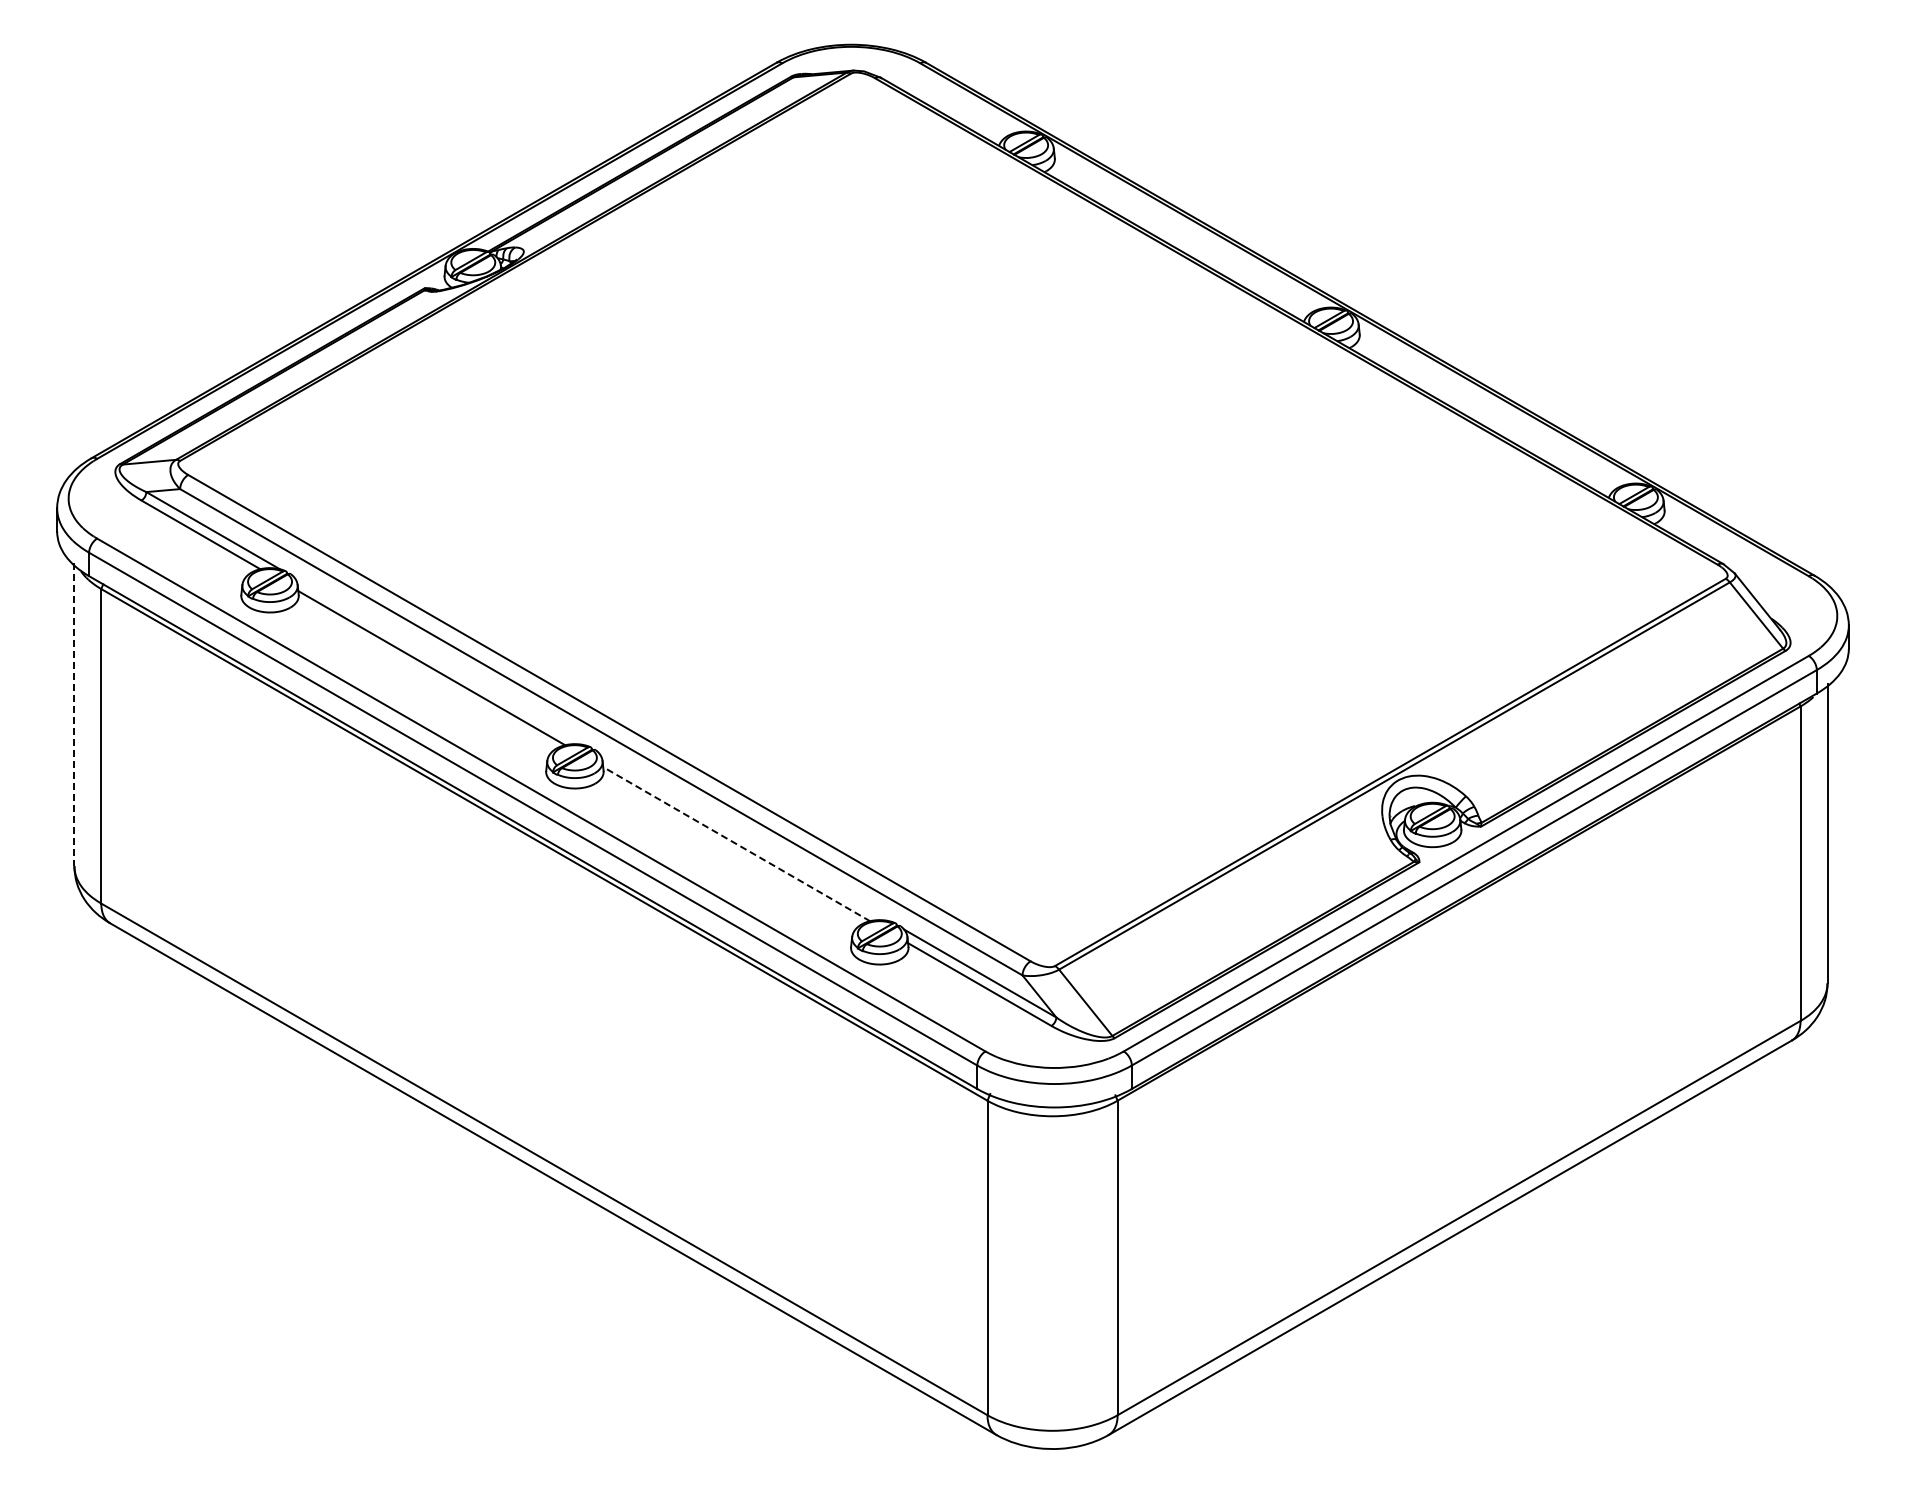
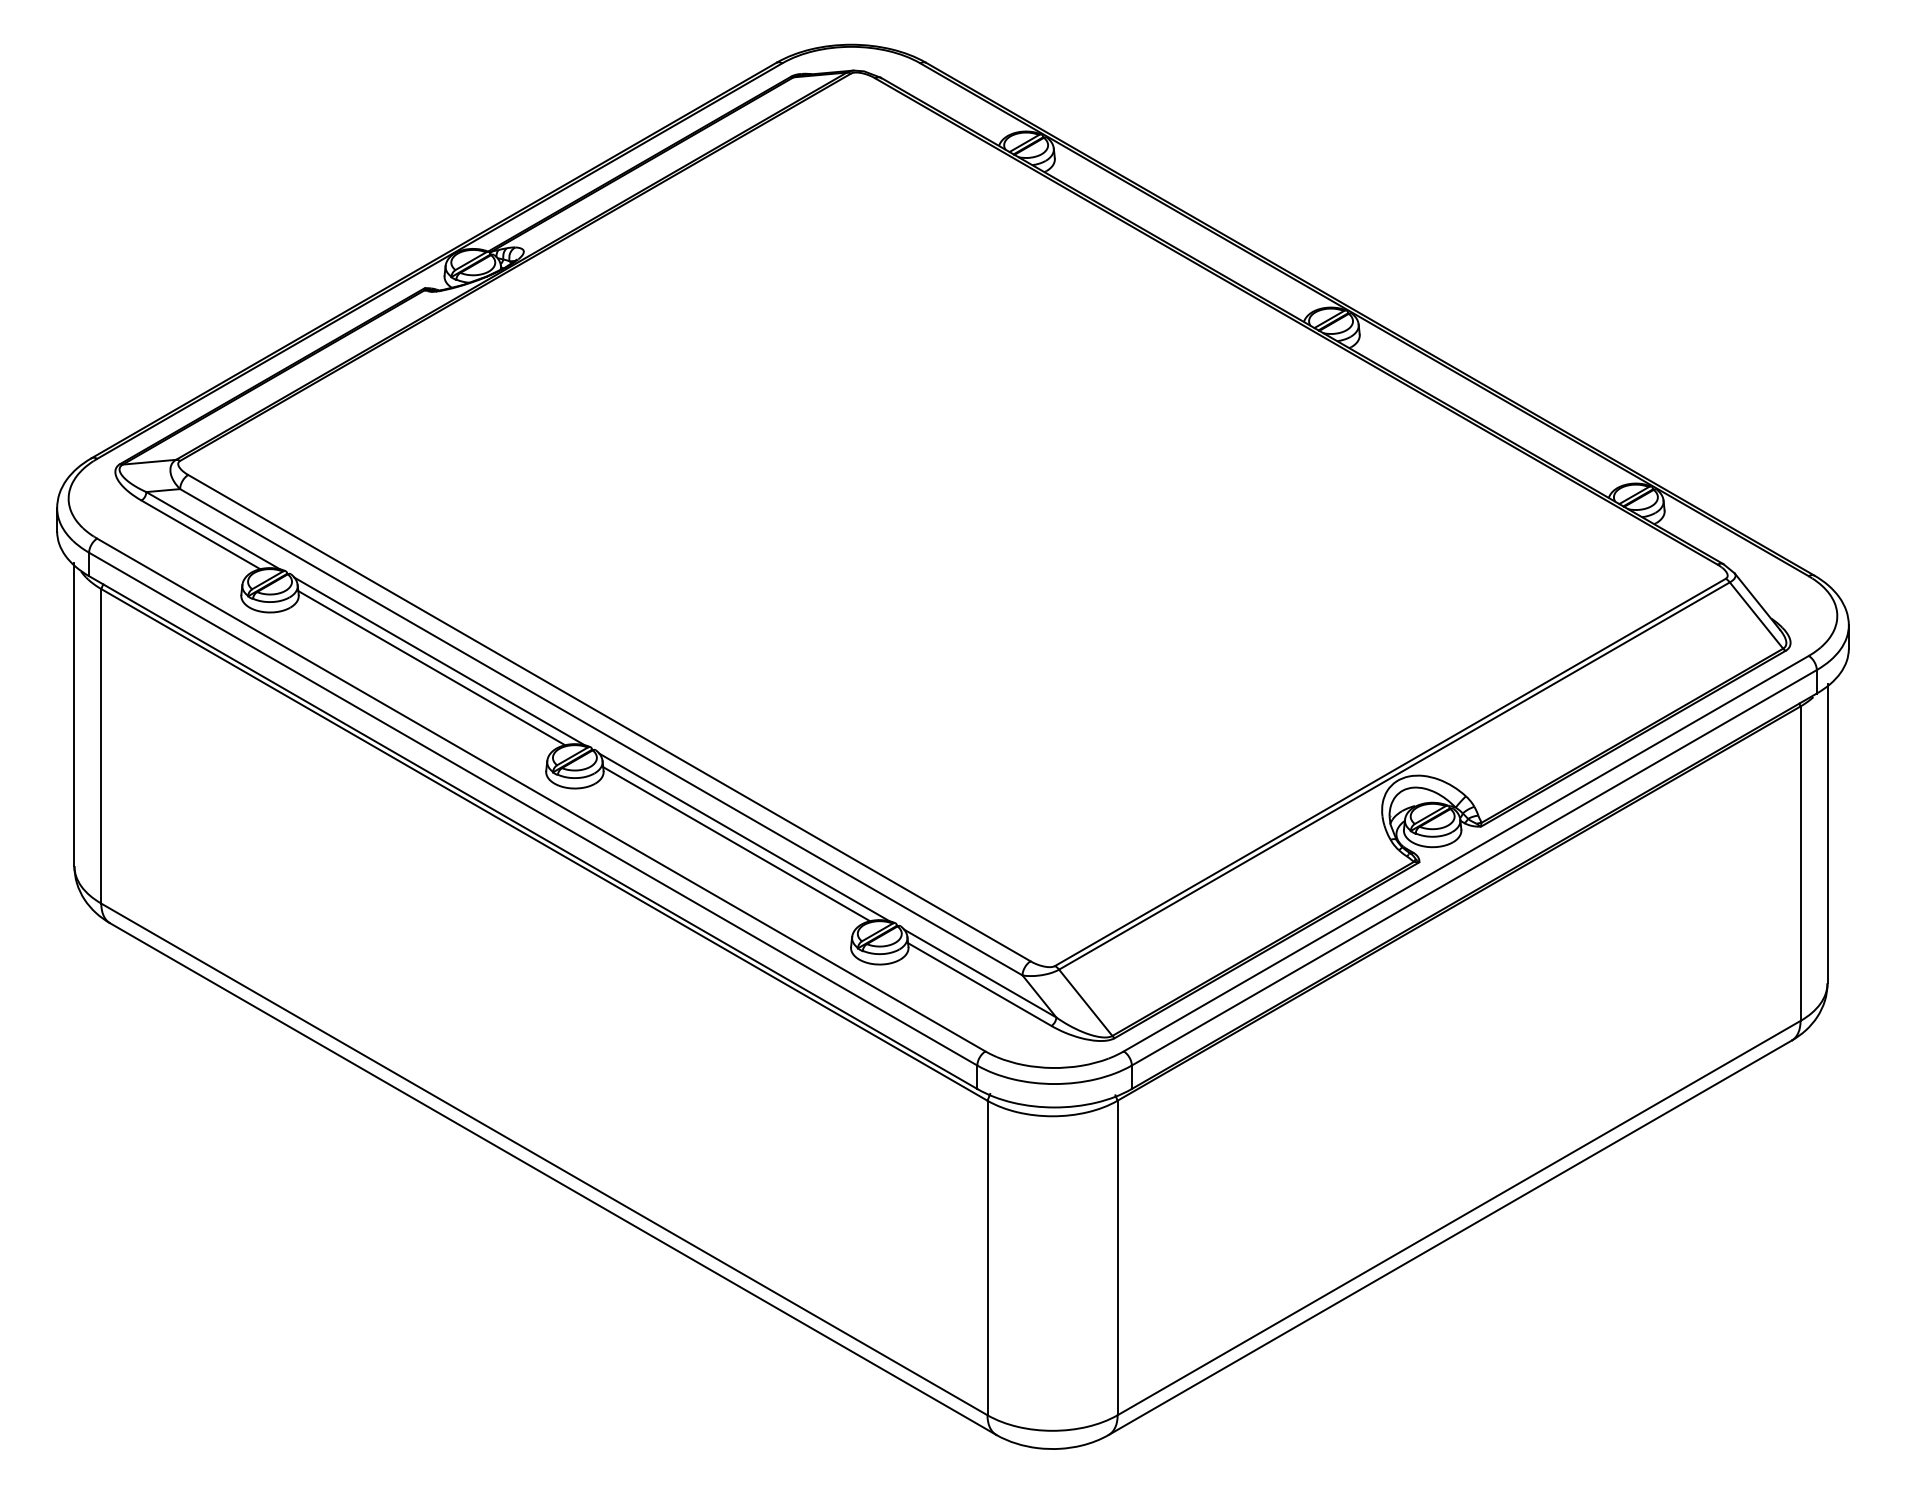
line: none -> present (439, 661)
line: dashed -> solid (74, 715)
line: none -> present (744, 837)
line: dashed -> solid (736, 843)
